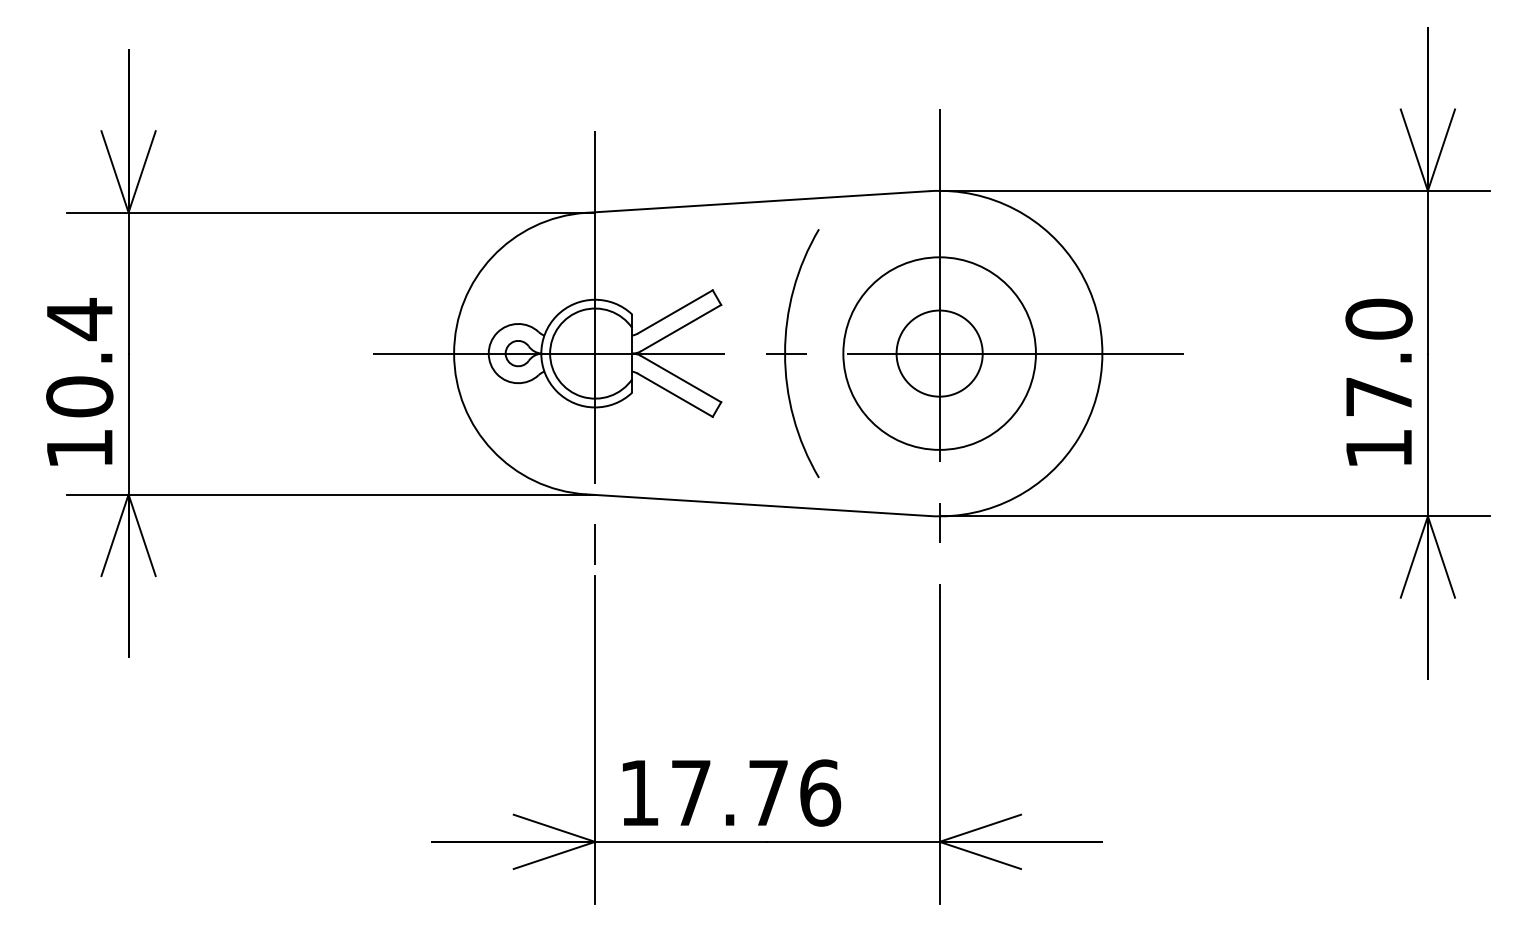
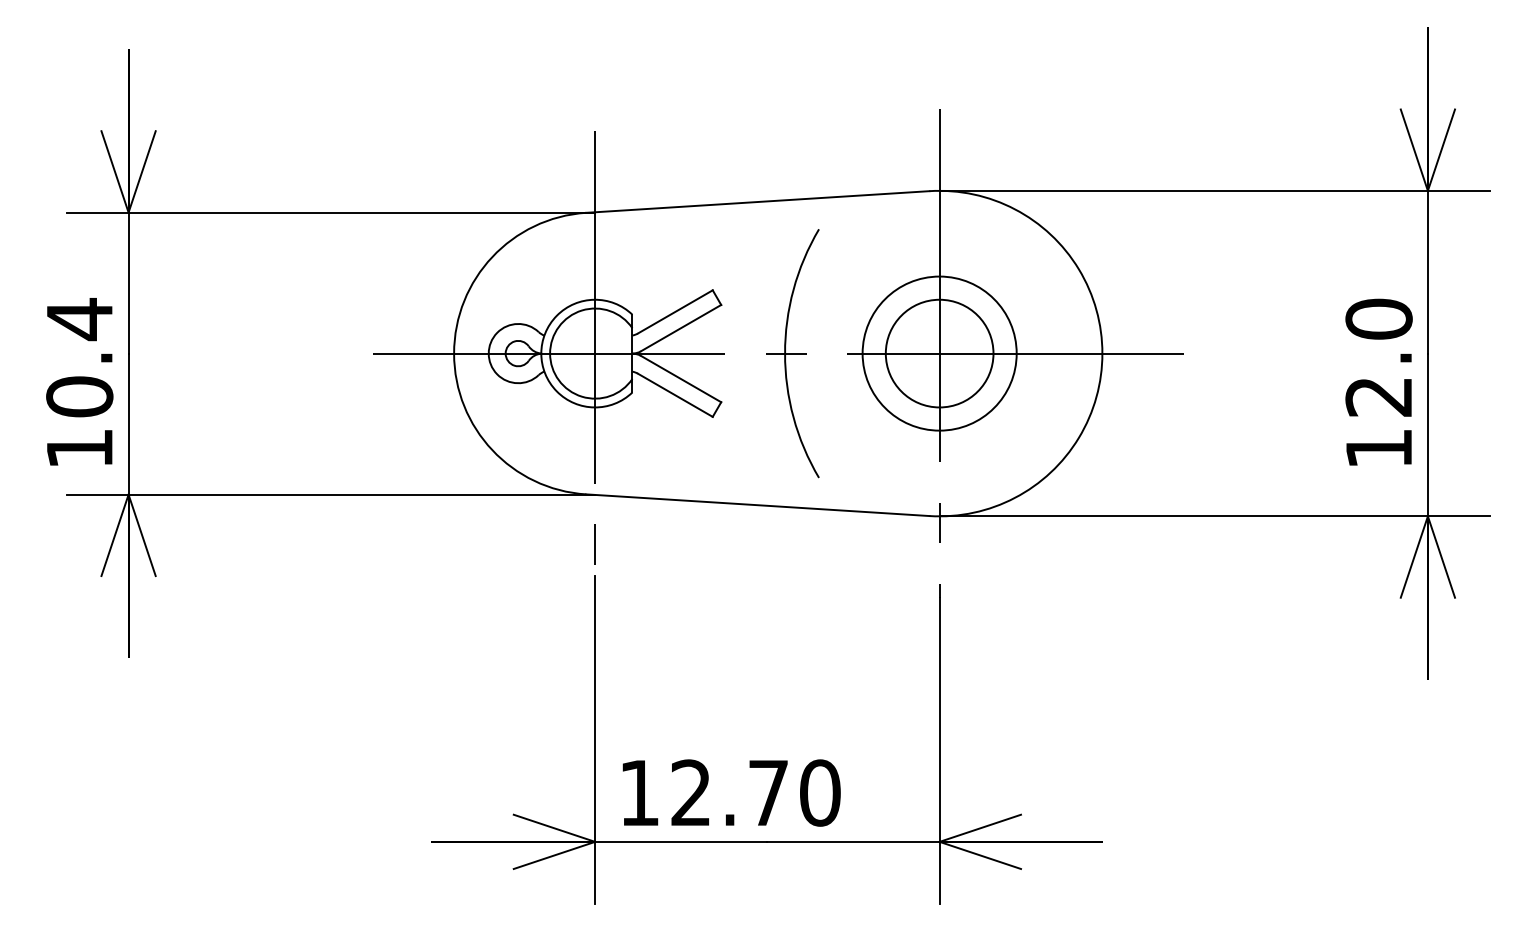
circle diameter: 193 px -> 154 px (939, 353)
circle diameter: 86 px -> 108 px (939, 353)
text: 17.0 -> 12.0 (1378, 397)
text: 17.76 -> 12.70 (756, 792)
